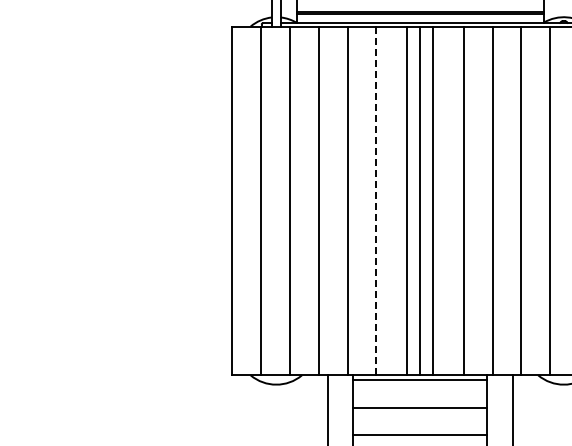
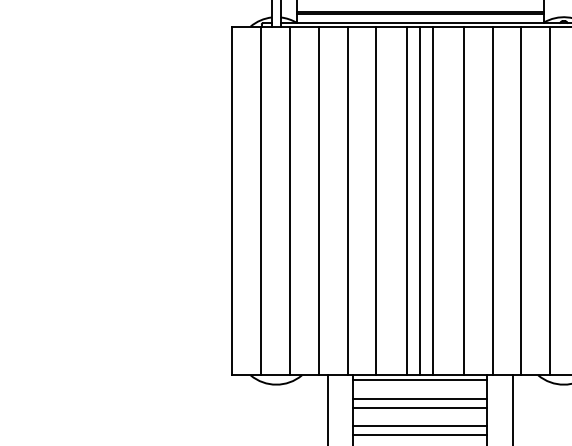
line: dashed -> solid (376, 200)
line: none -> present (419, 398)
line: none -> present (419, 425)
